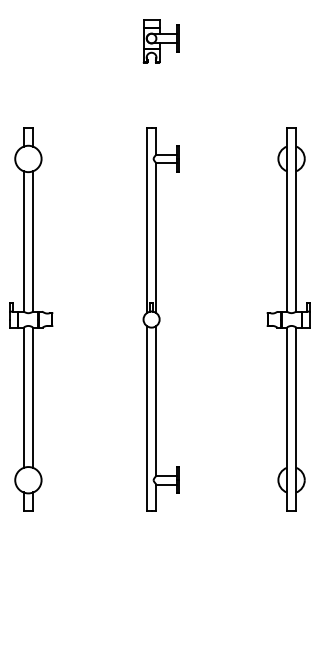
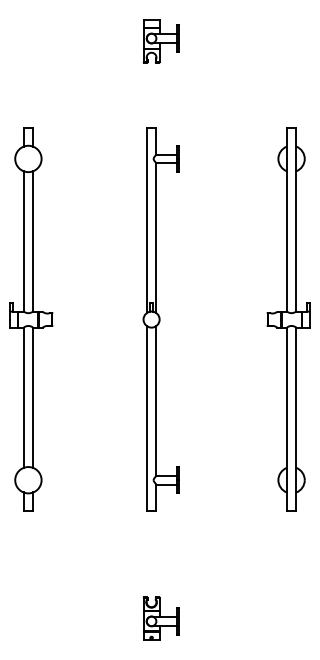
part: none -> present (160, 618)
